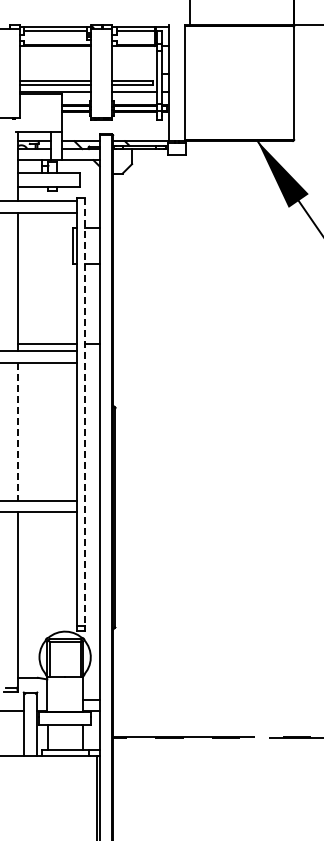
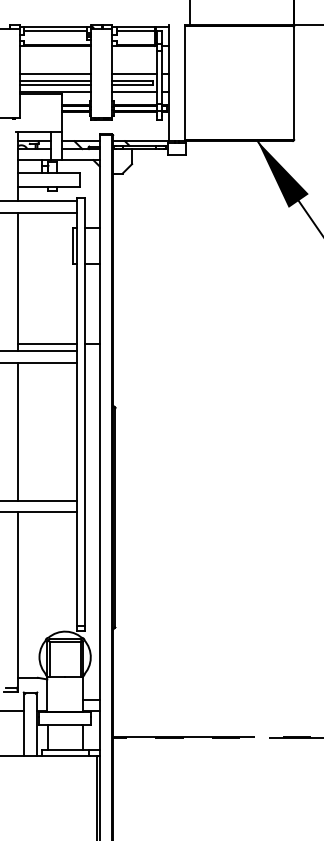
line: none -> present (55, 74)
line: none -> present (134, 74)
line: dashed -> solid (85, 412)
line: dashed -> solid (17, 432)
